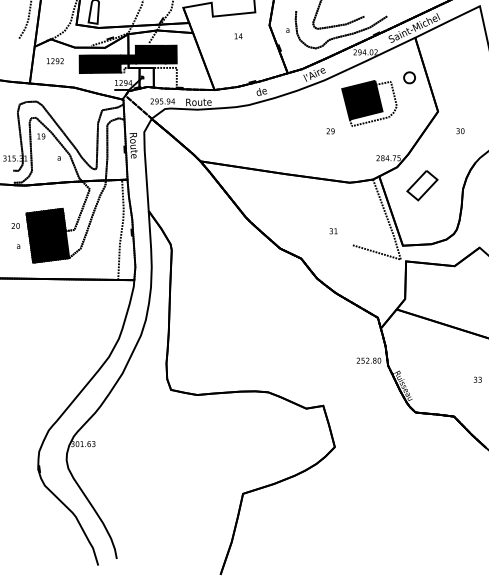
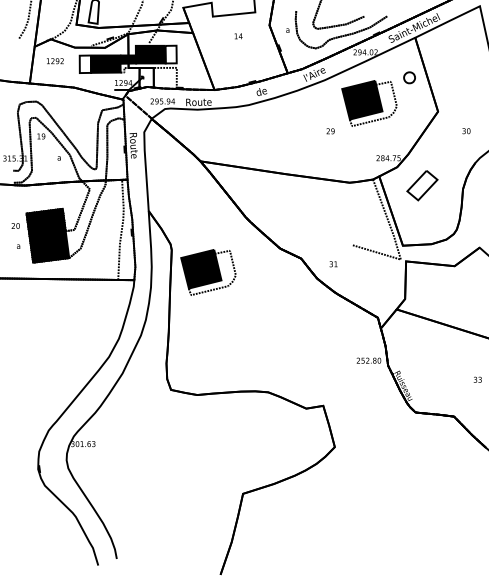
fill: present -> none (170, 54)
fill: present -> none (85, 64)
text position: (460, 131) -> (466, 131) (466, 131)
text position: (333, 231) -> (333, 264) (333, 264)
part: none -> present (208, 272)
